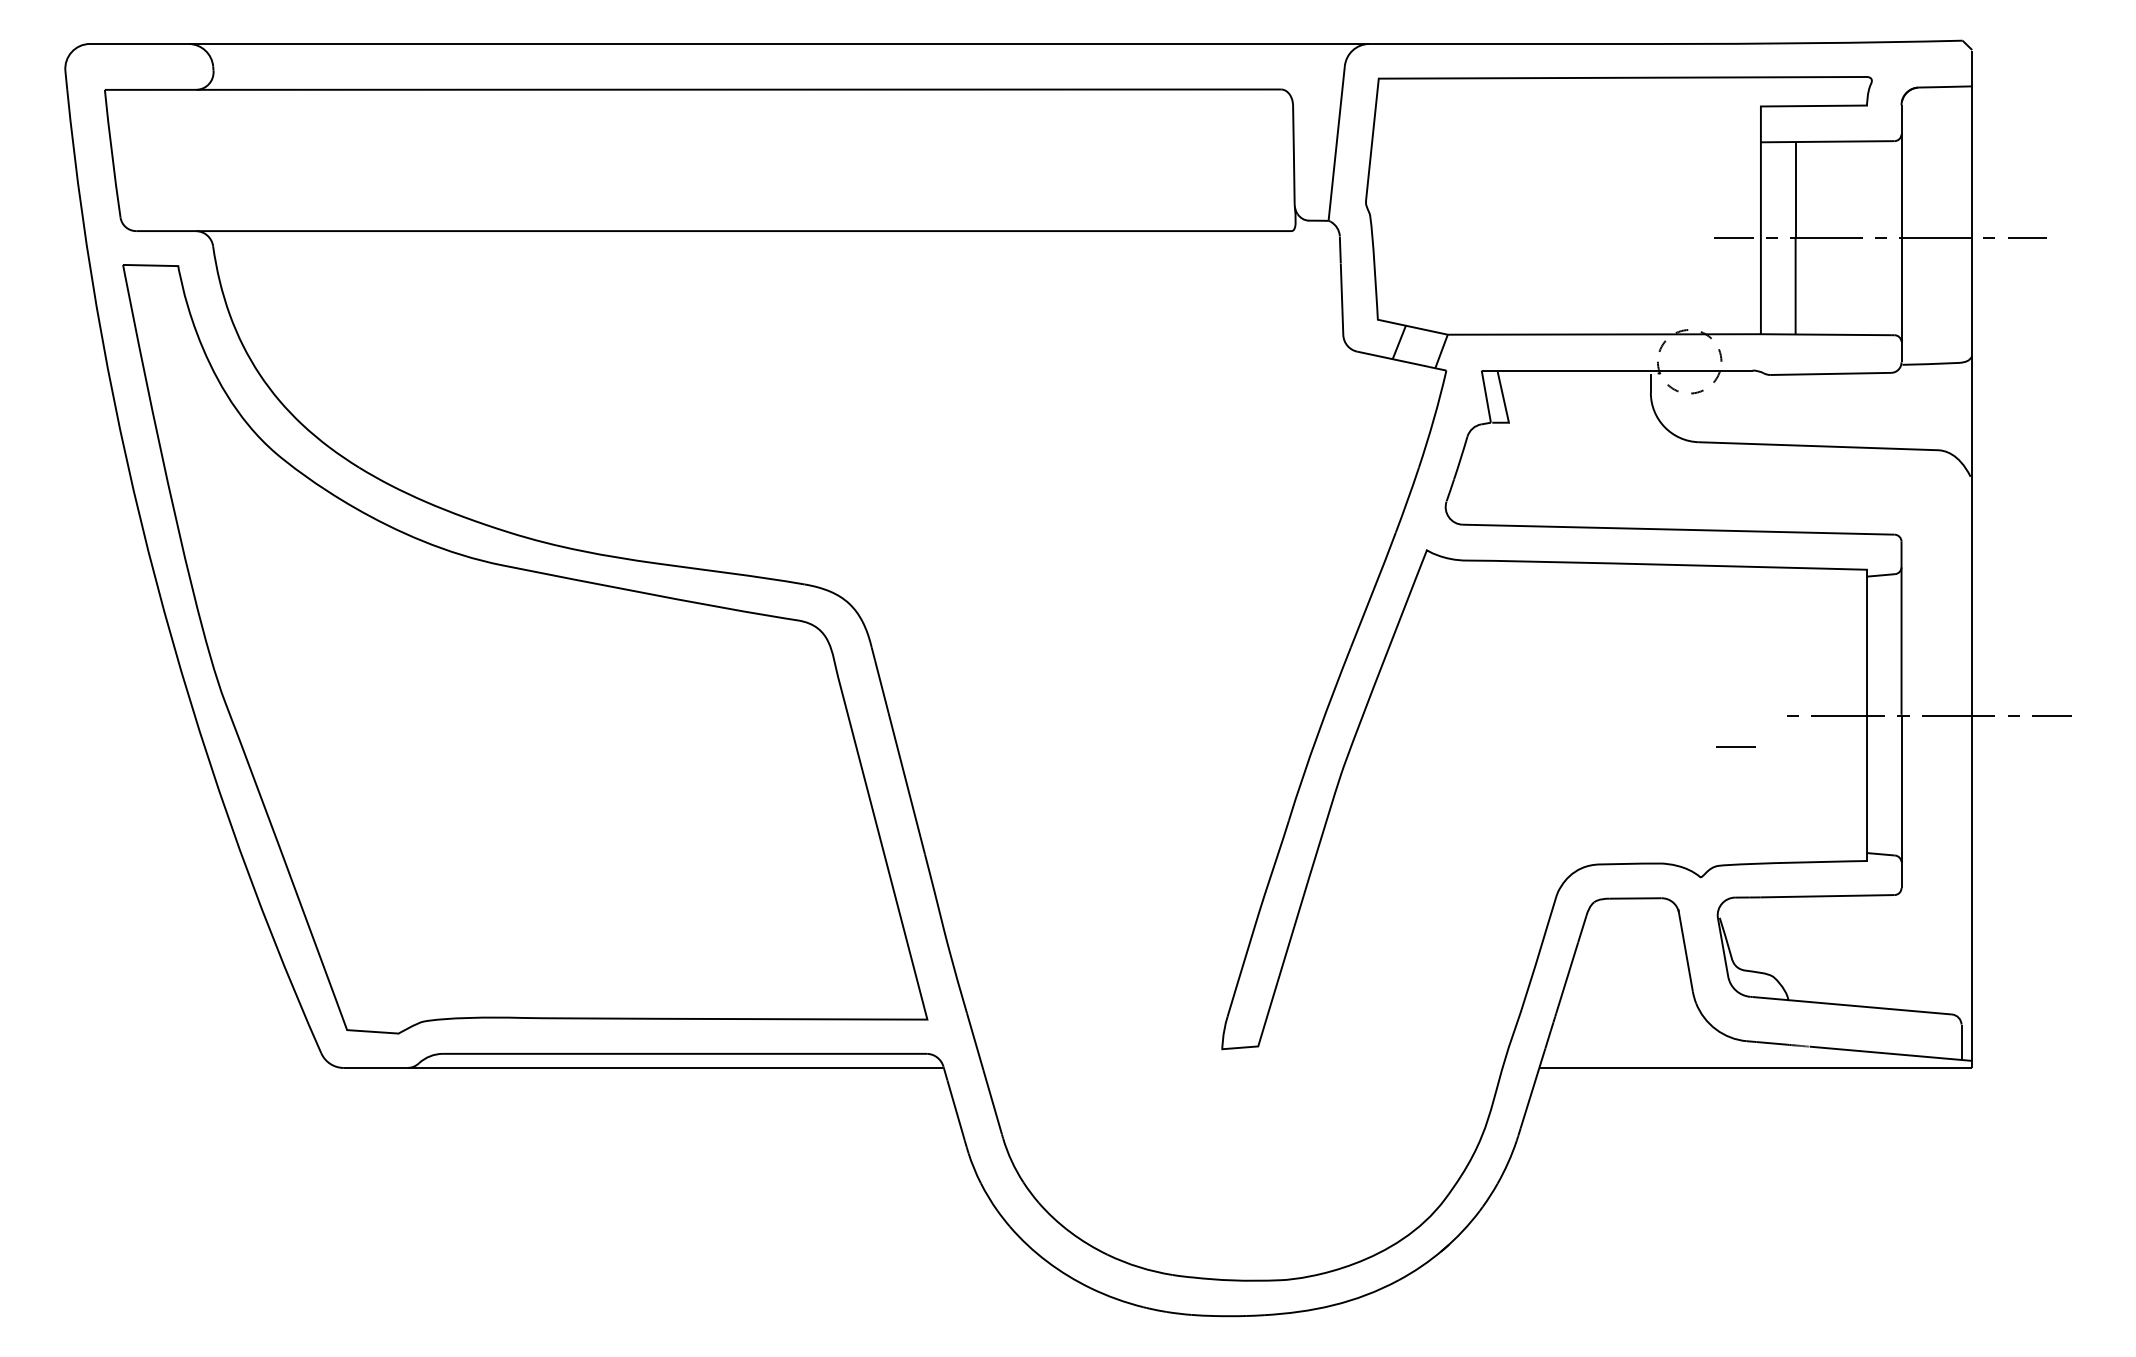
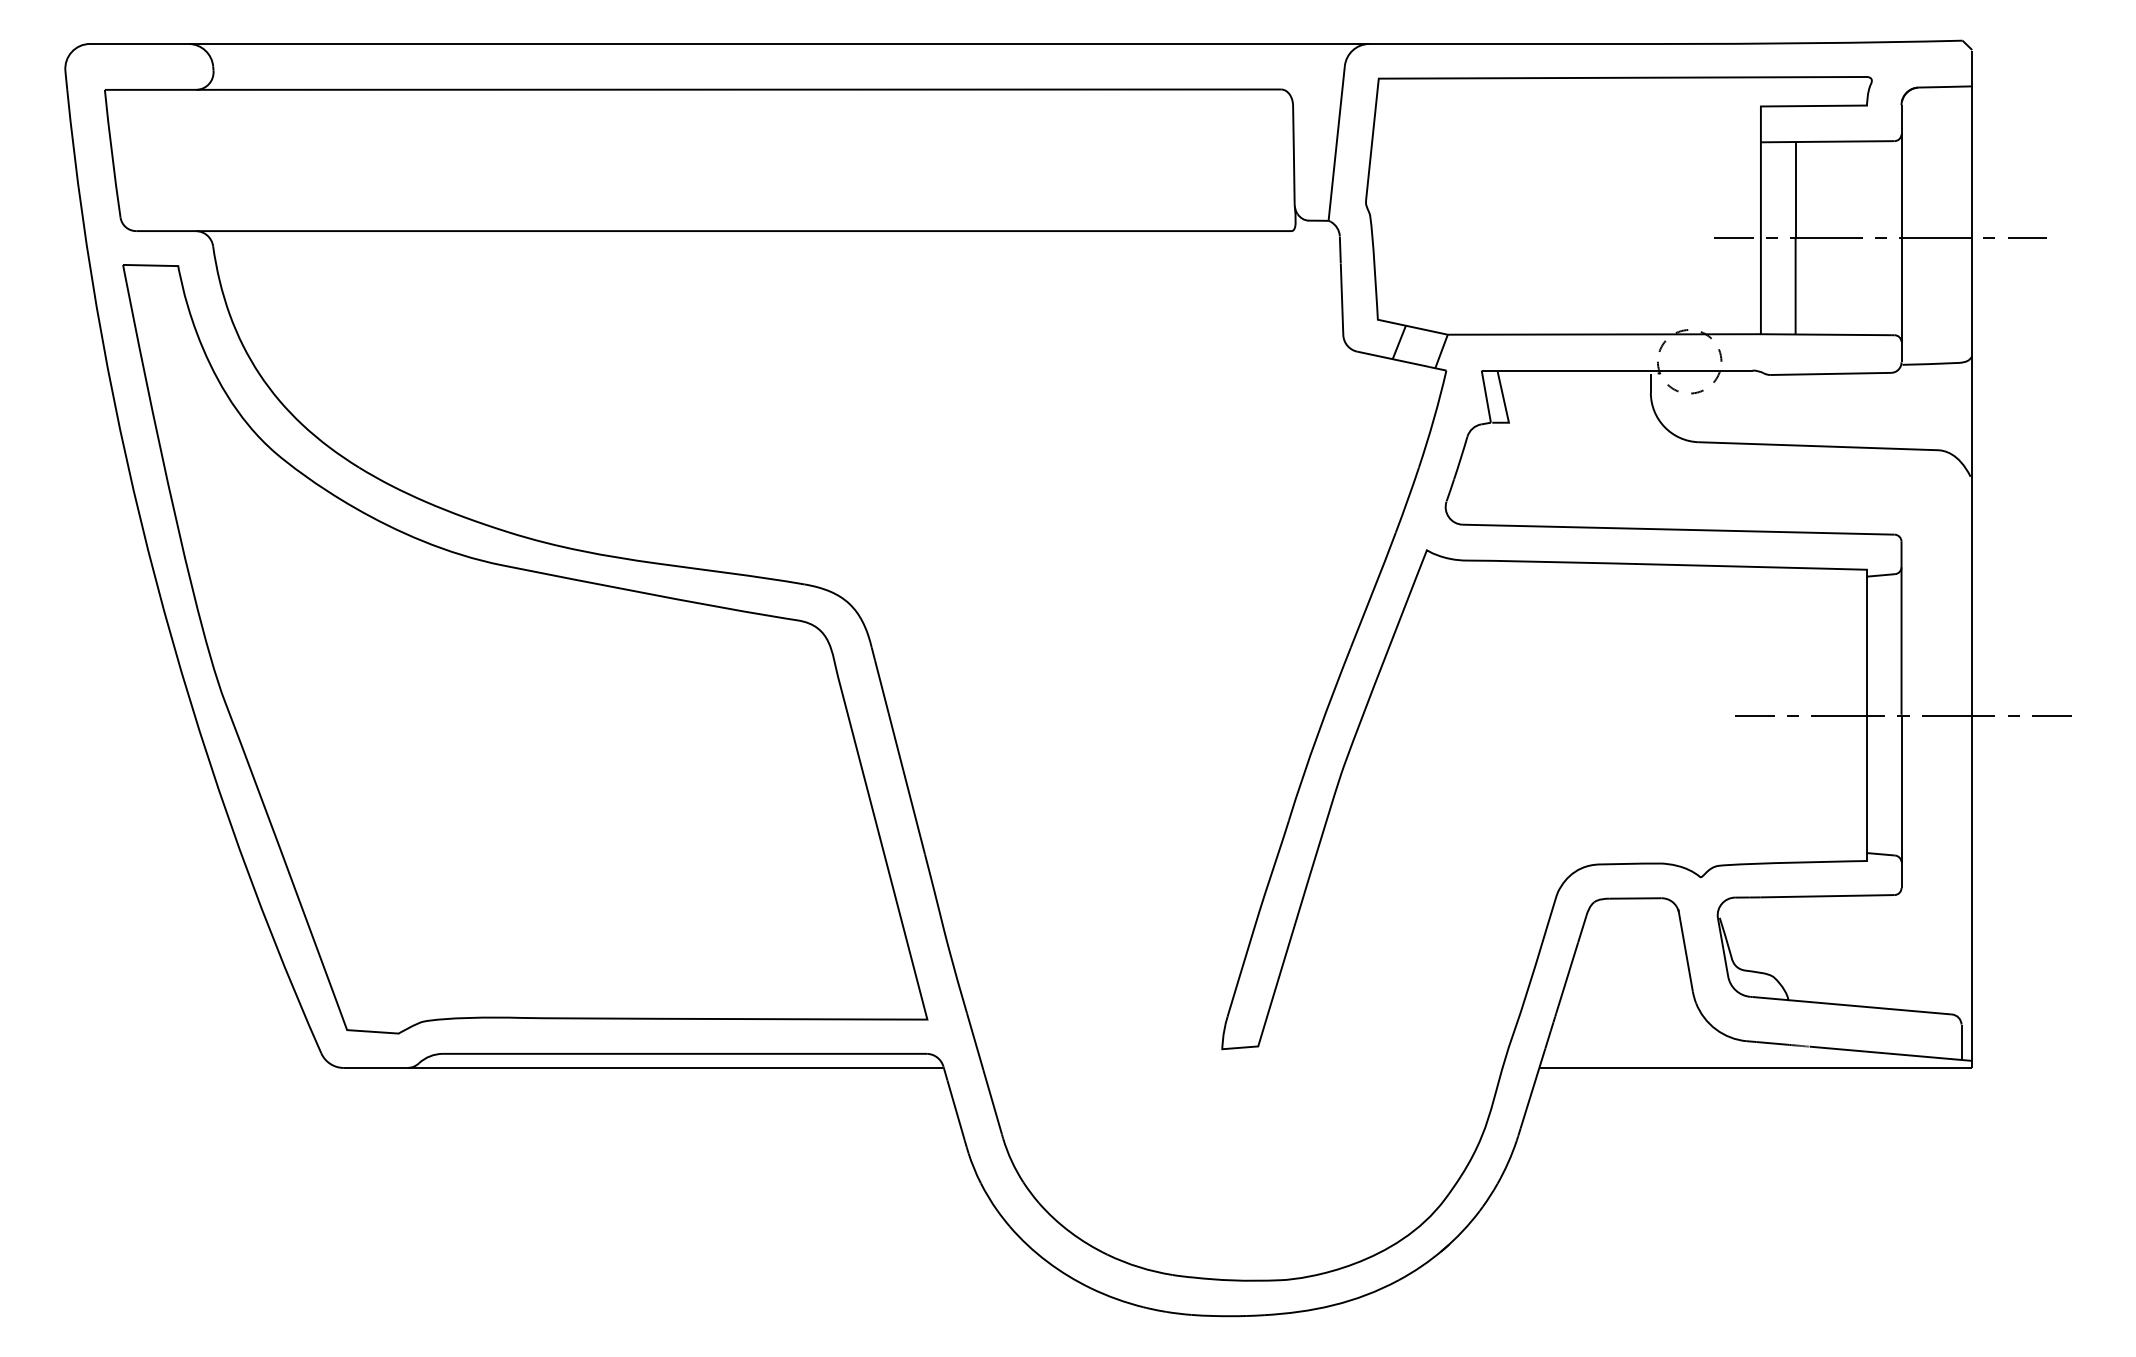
line position: (1735, 746) -> (1754, 715) (1754, 715)
